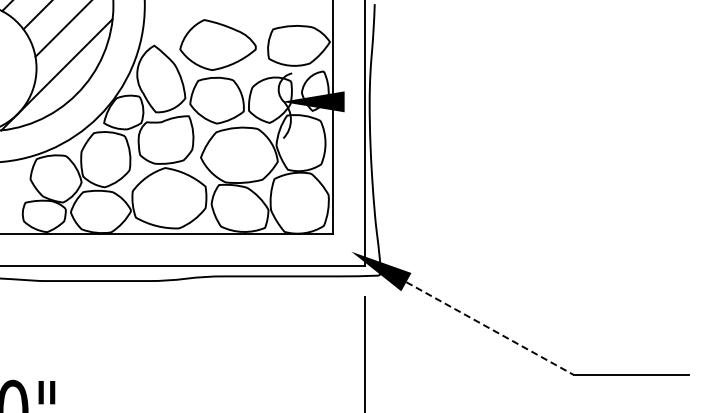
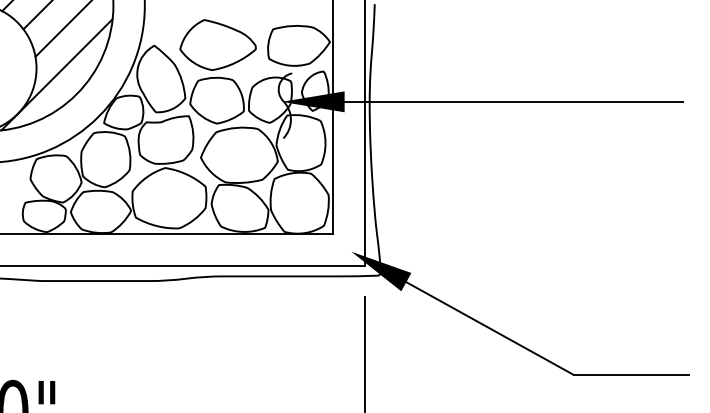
line: none -> present (513, 101)
line: dashed -> solid (489, 328)
